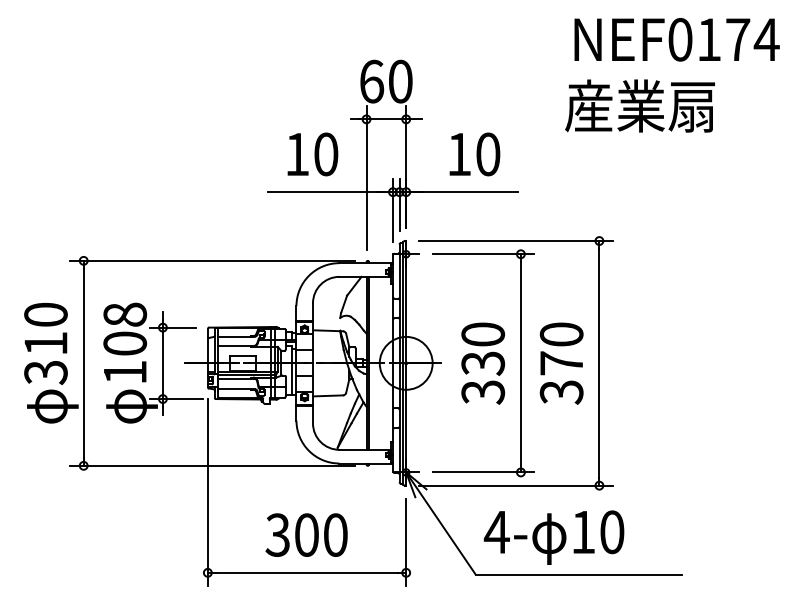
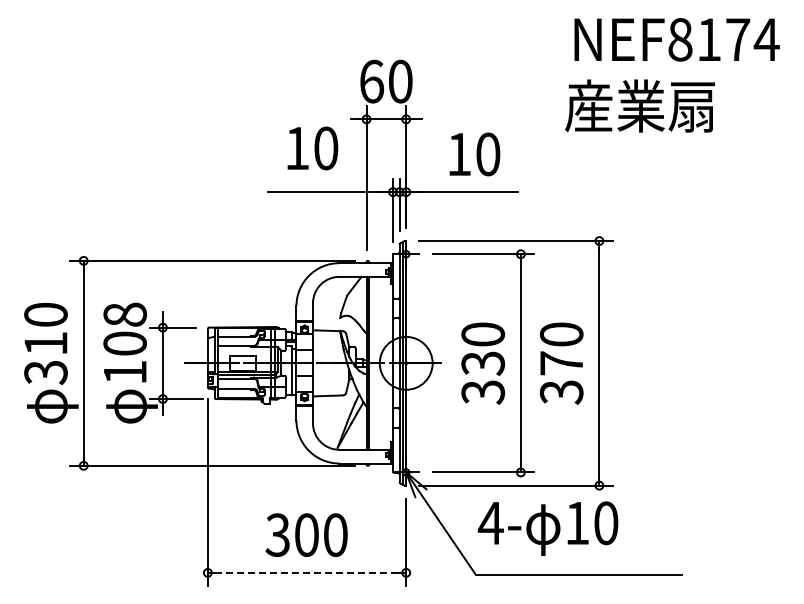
text: NEF0174 -> NEF8174 (680, 39)
text position: (312, 154) -> (312, 148) (312, 148)
text position: (553, 537) -> (547, 528) (547, 528)
line: solid -> dashed (306, 572)
